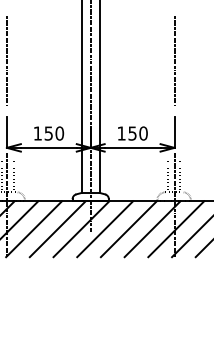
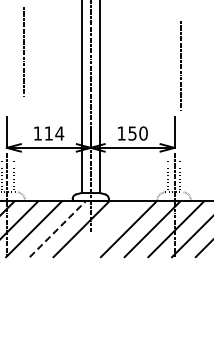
line position: (6, 60) -> (23, 51) (23, 51)
line position: (174, 60) -> (180, 65) (180, 65)
text: 150 -> 114 (54, 133)
line: solid -> dashed (58, 228)
line: present -> none (105, 229)
